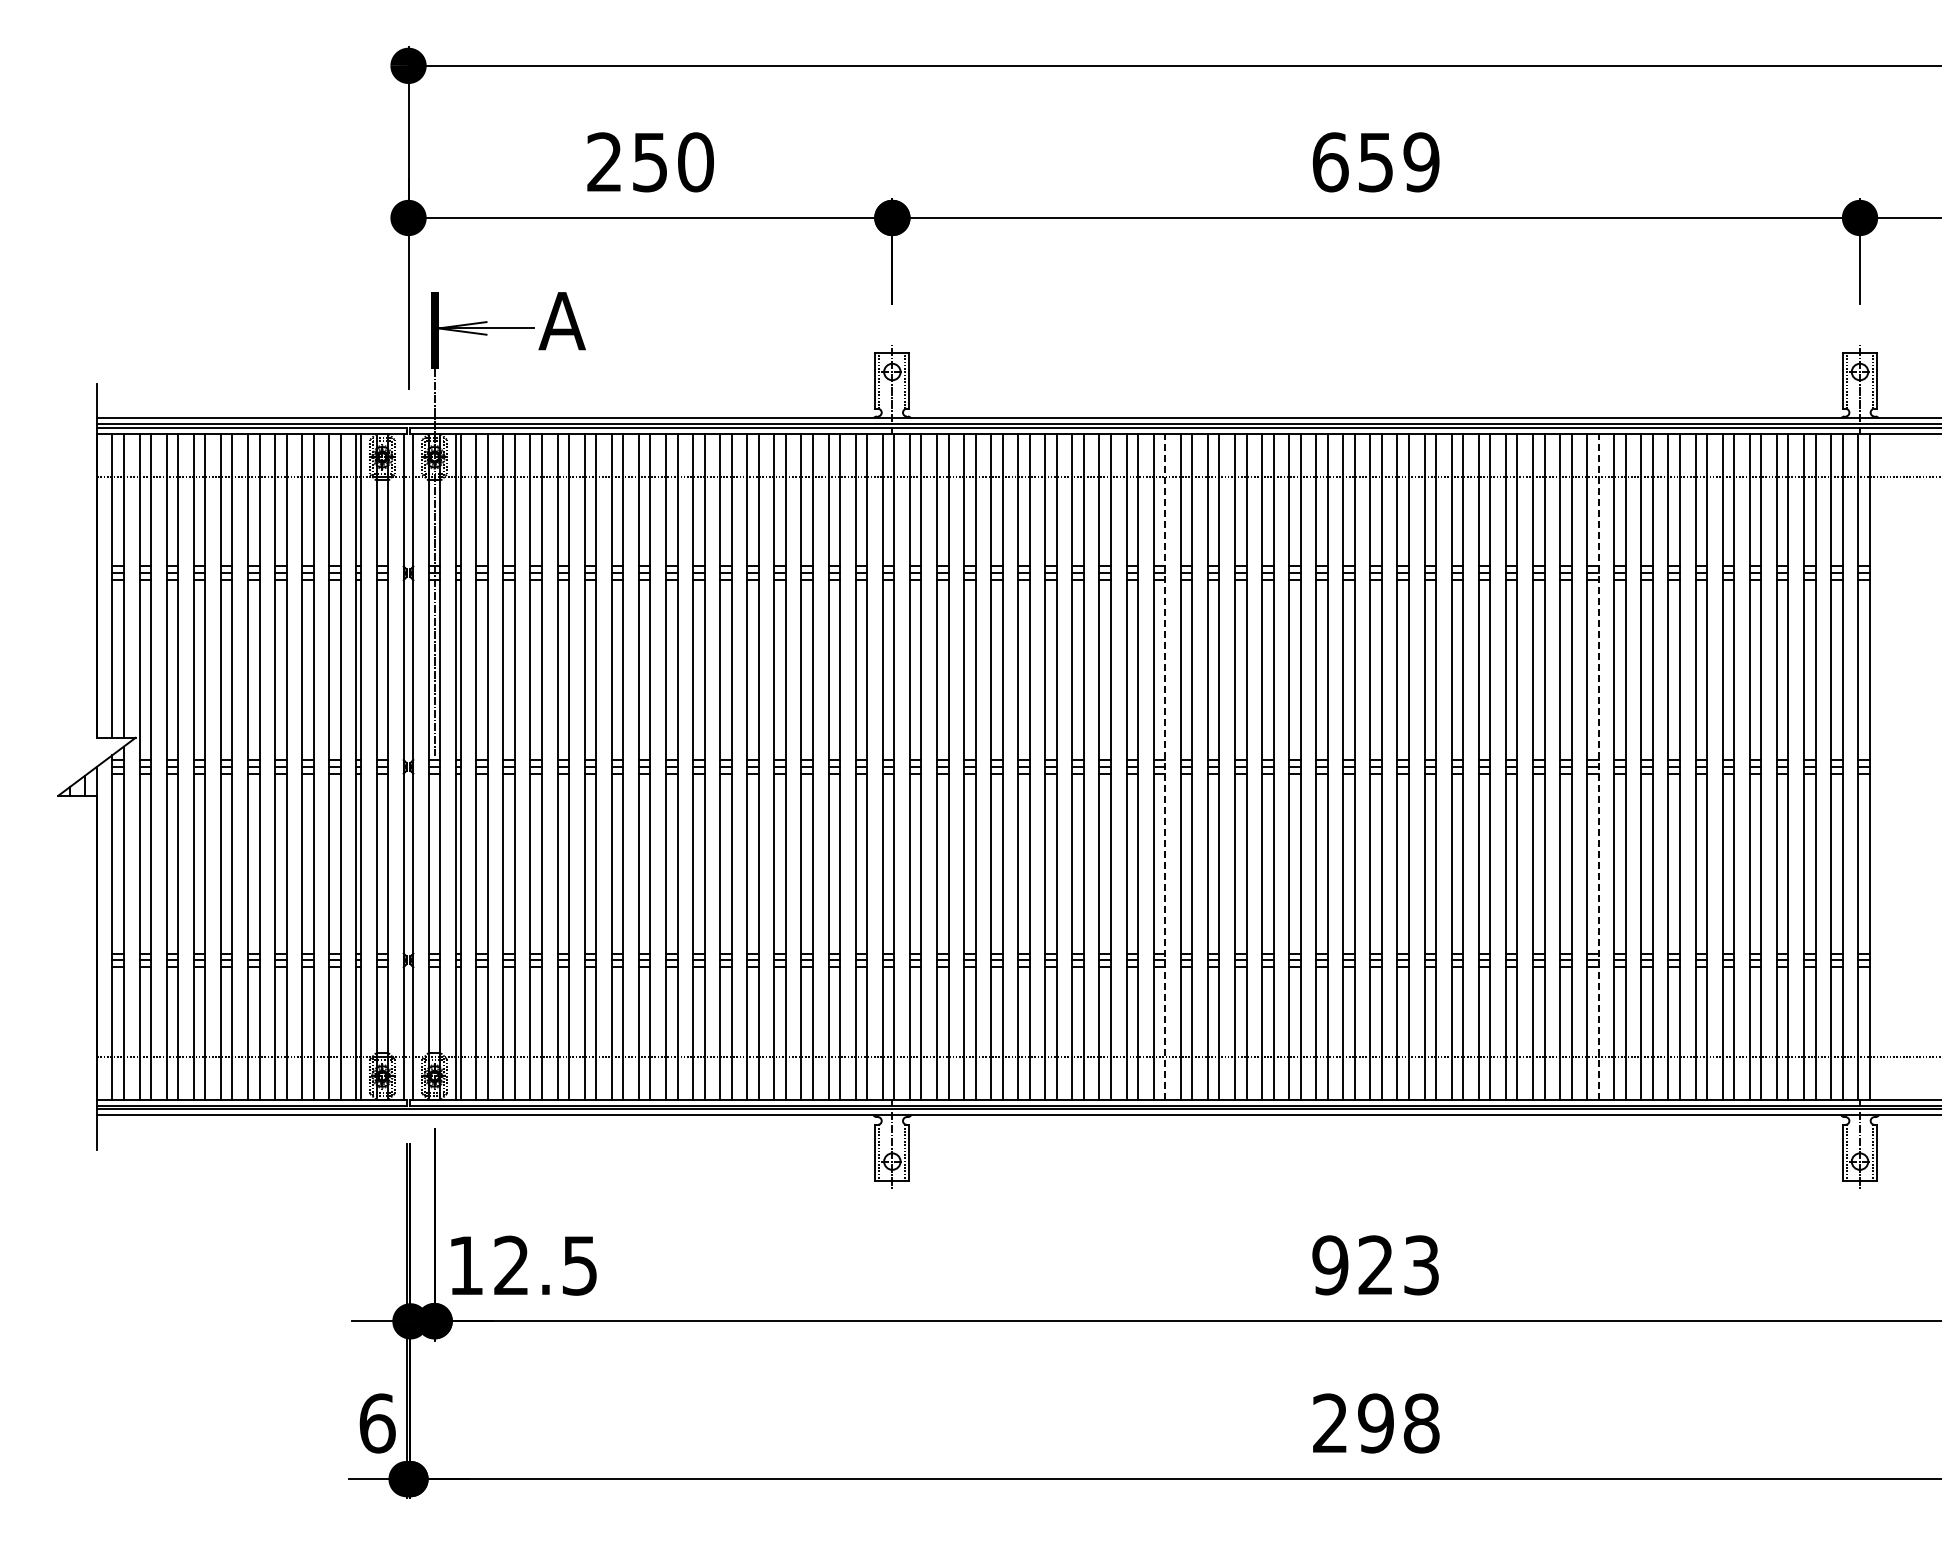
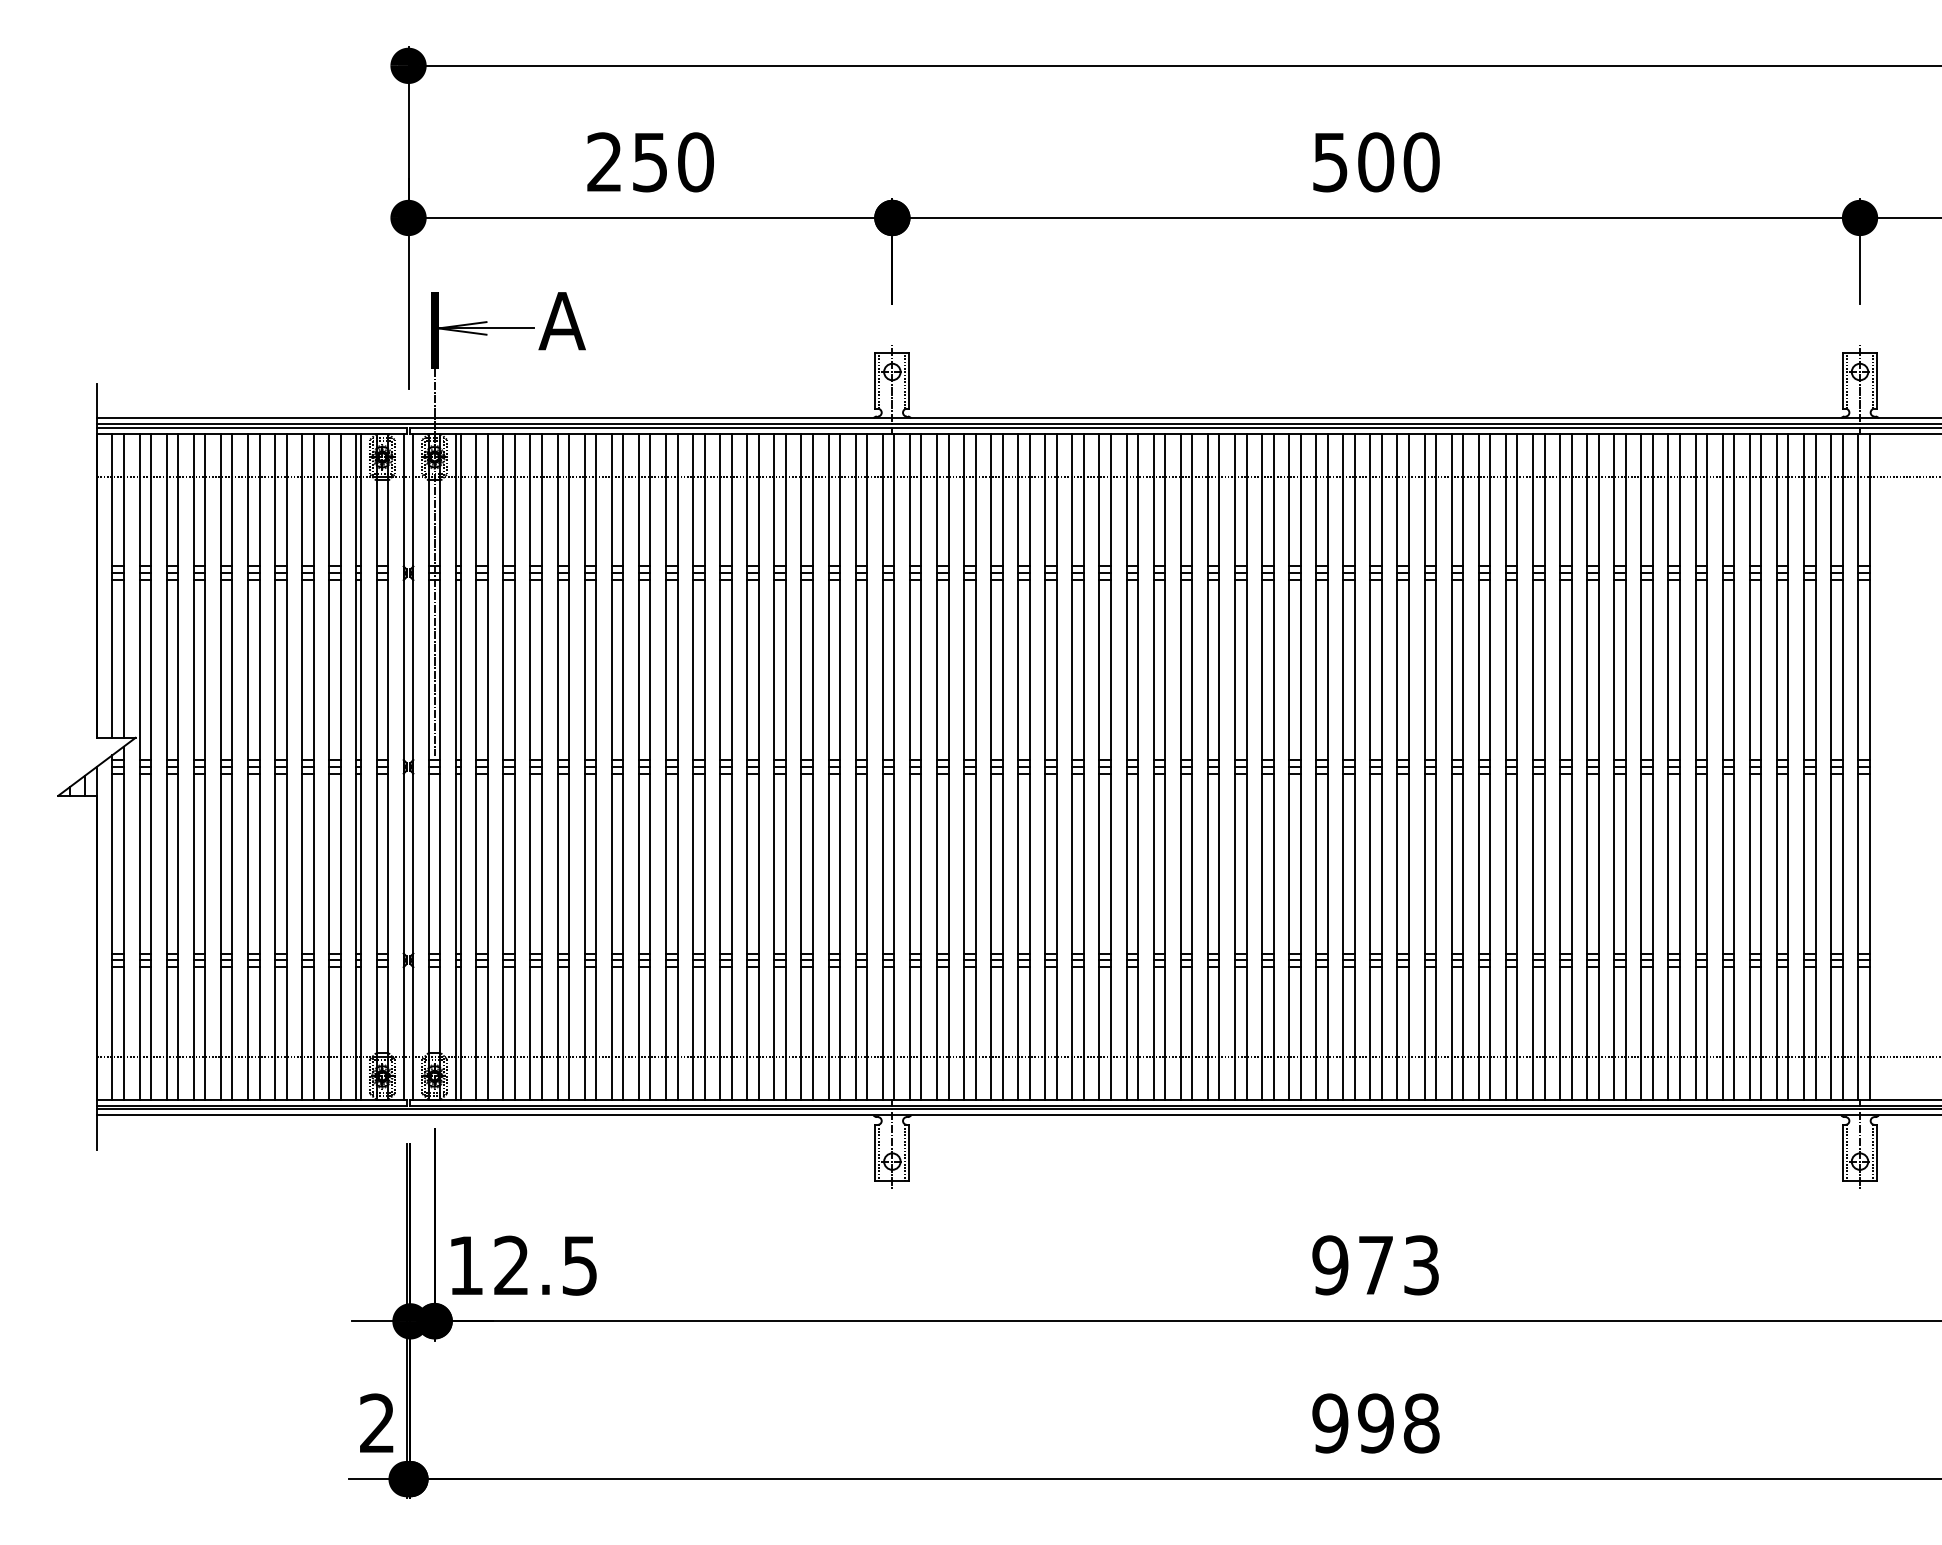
text: 659 -> 500 (1375, 162)
line: dashed -> solid (1165, 766)
line: dashed -> solid (1598, 766)
text: 923 -> 973 (1375, 1264)
text: 6 -> 2 (377, 1423)
text: 298 -> 998 (1330, 1423)
